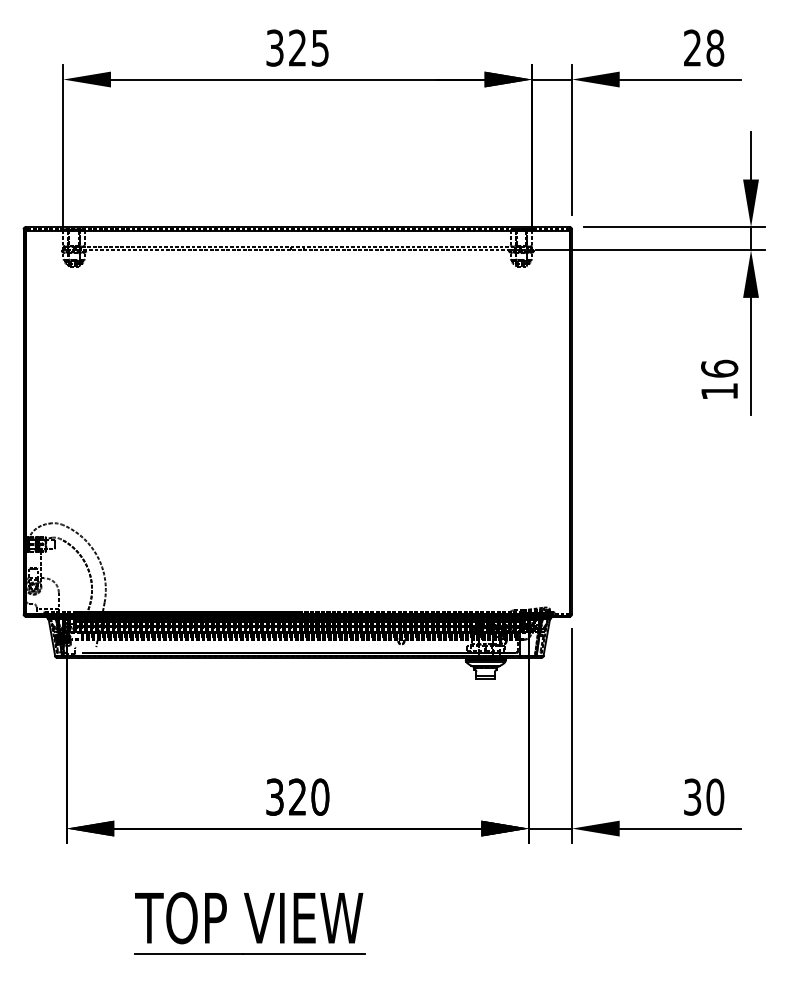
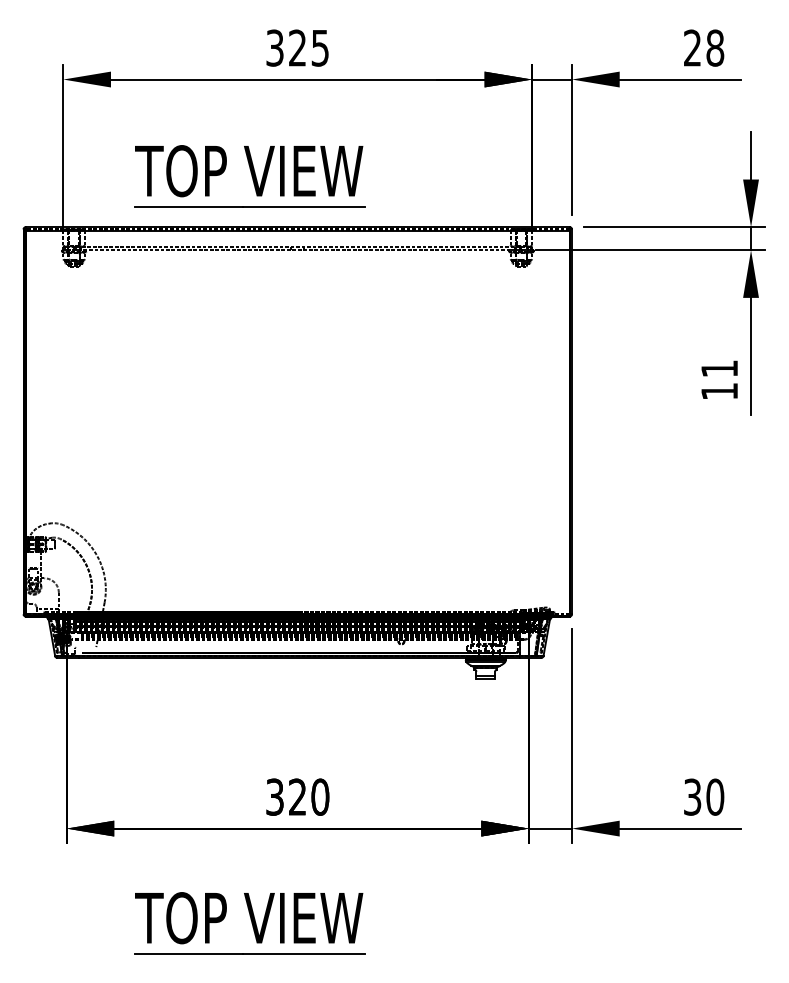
part: none -> present (249, 176)
text: 16 -> 11 (719, 368)
